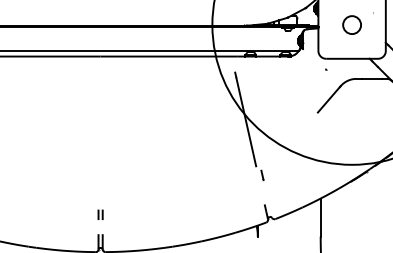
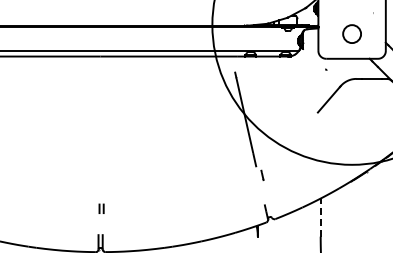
circle position: (351, 24) -> (351, 33) (351, 33)
part position: (100, 214) -> (101, 208) (101, 208)
line: solid -> dashed (320, 217)
